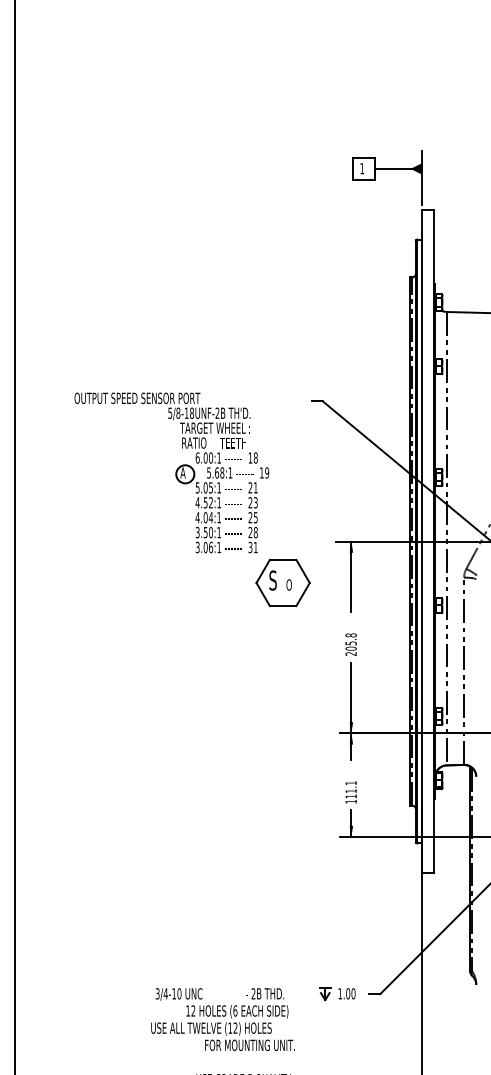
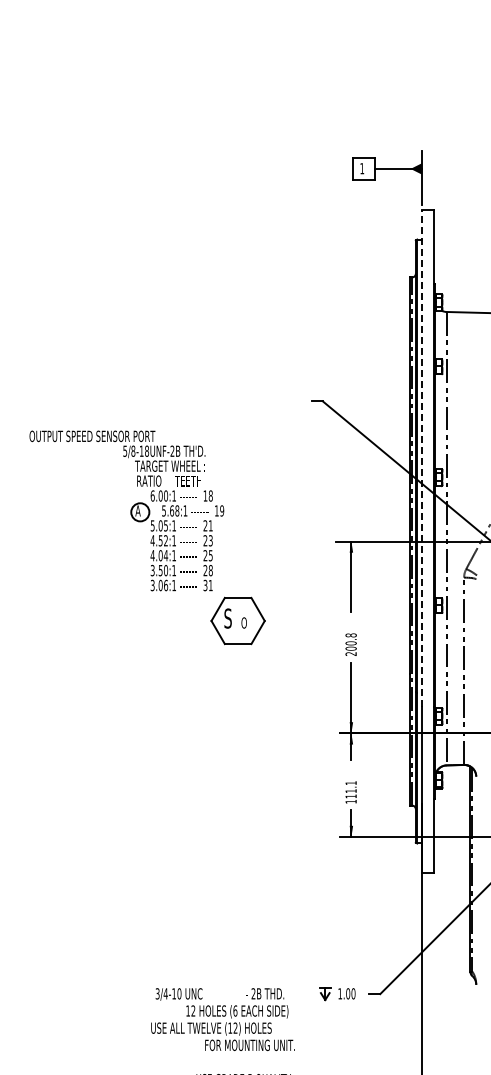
line: solid -> dashed (421, 458)
part position: (192, 499) -> (147, 537) (147, 537)
line: present -> none (14, 536)
text: 205.8 -> 200.8 (350, 643)
